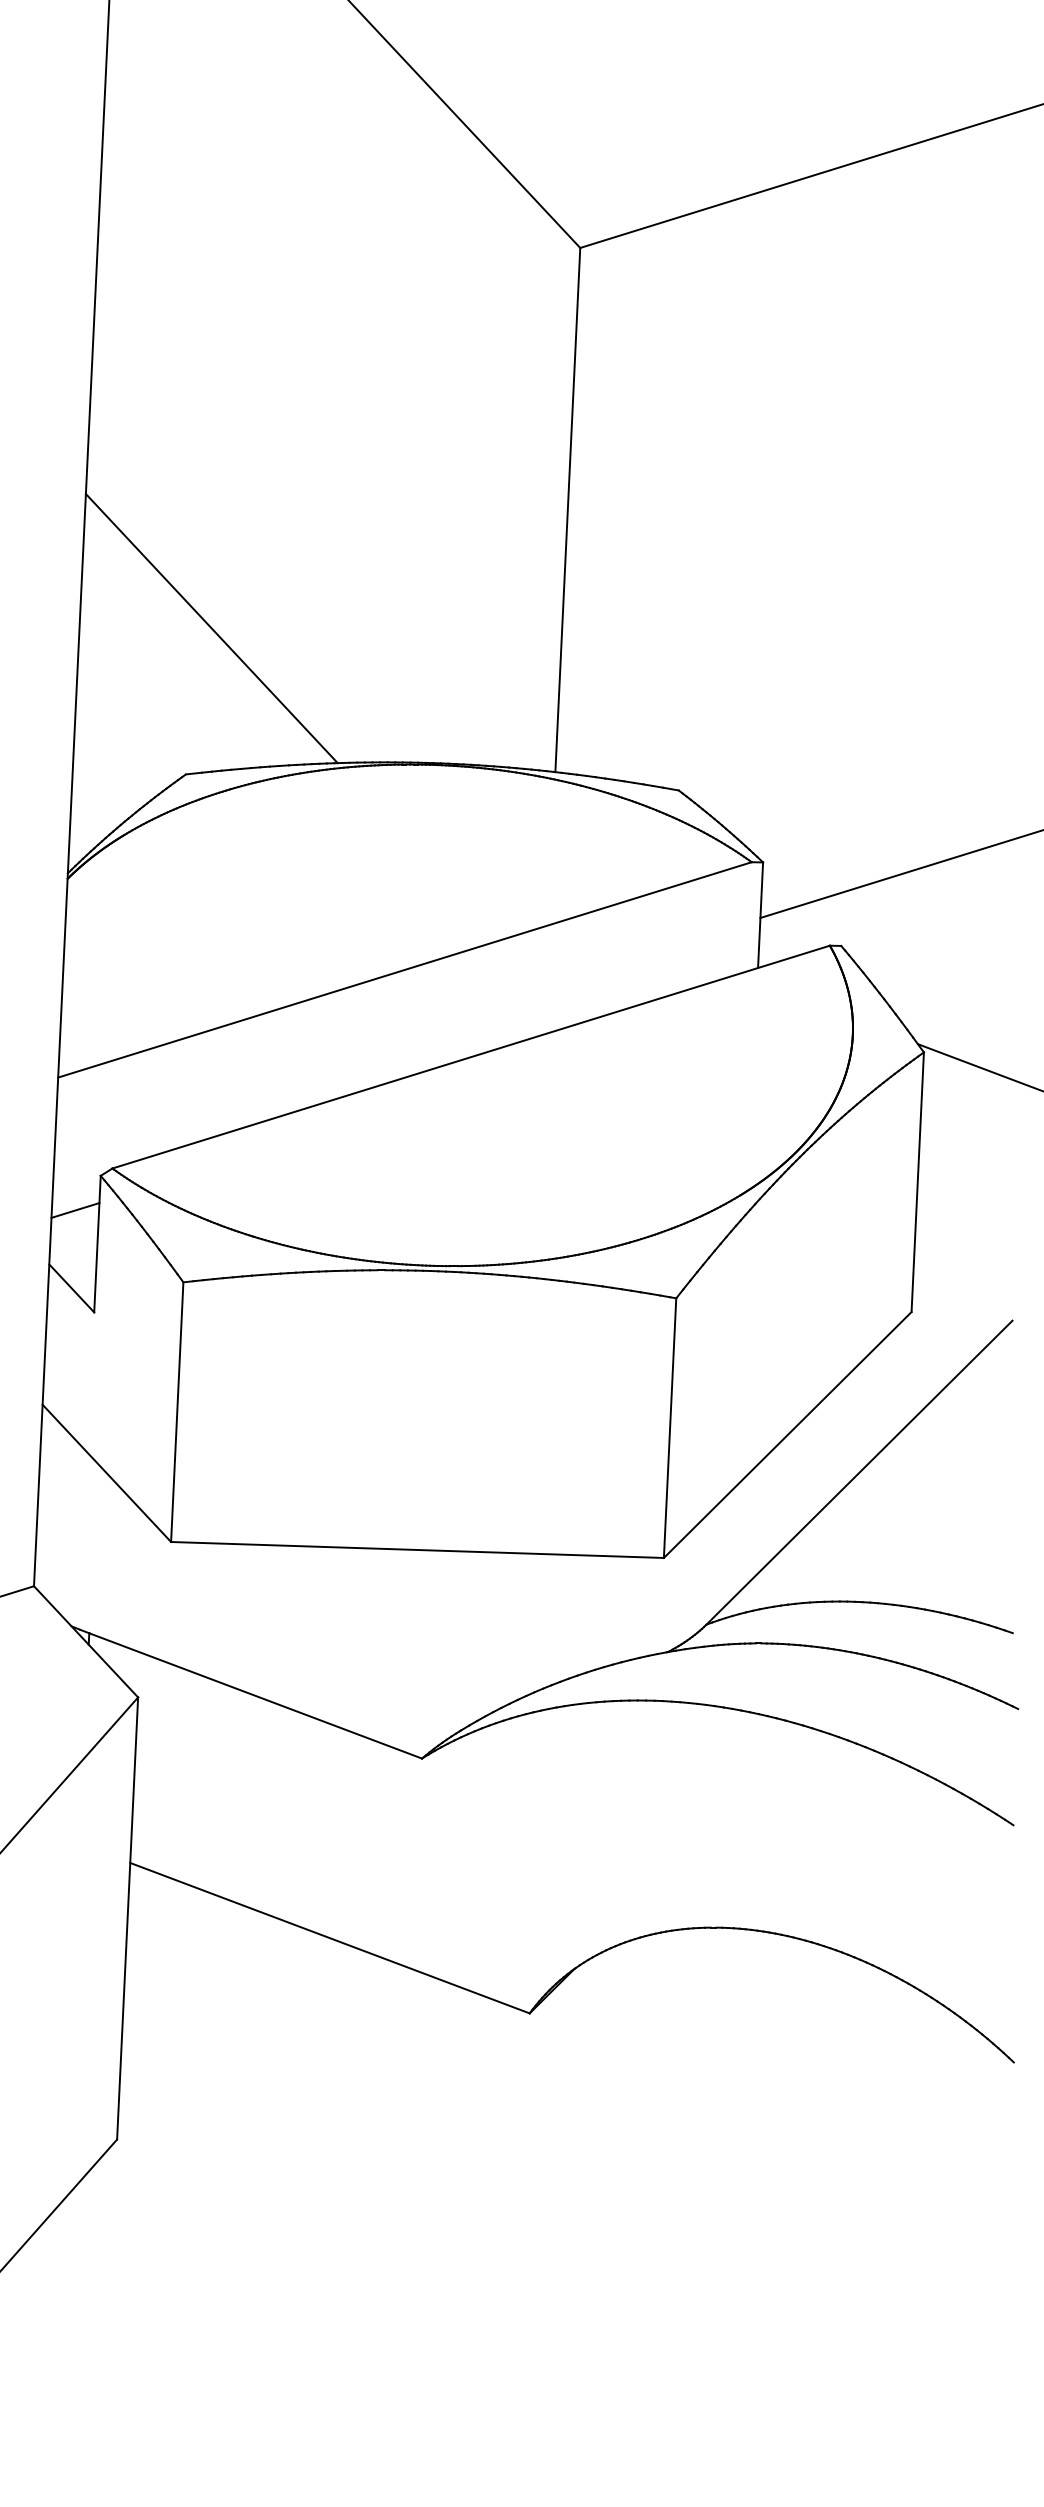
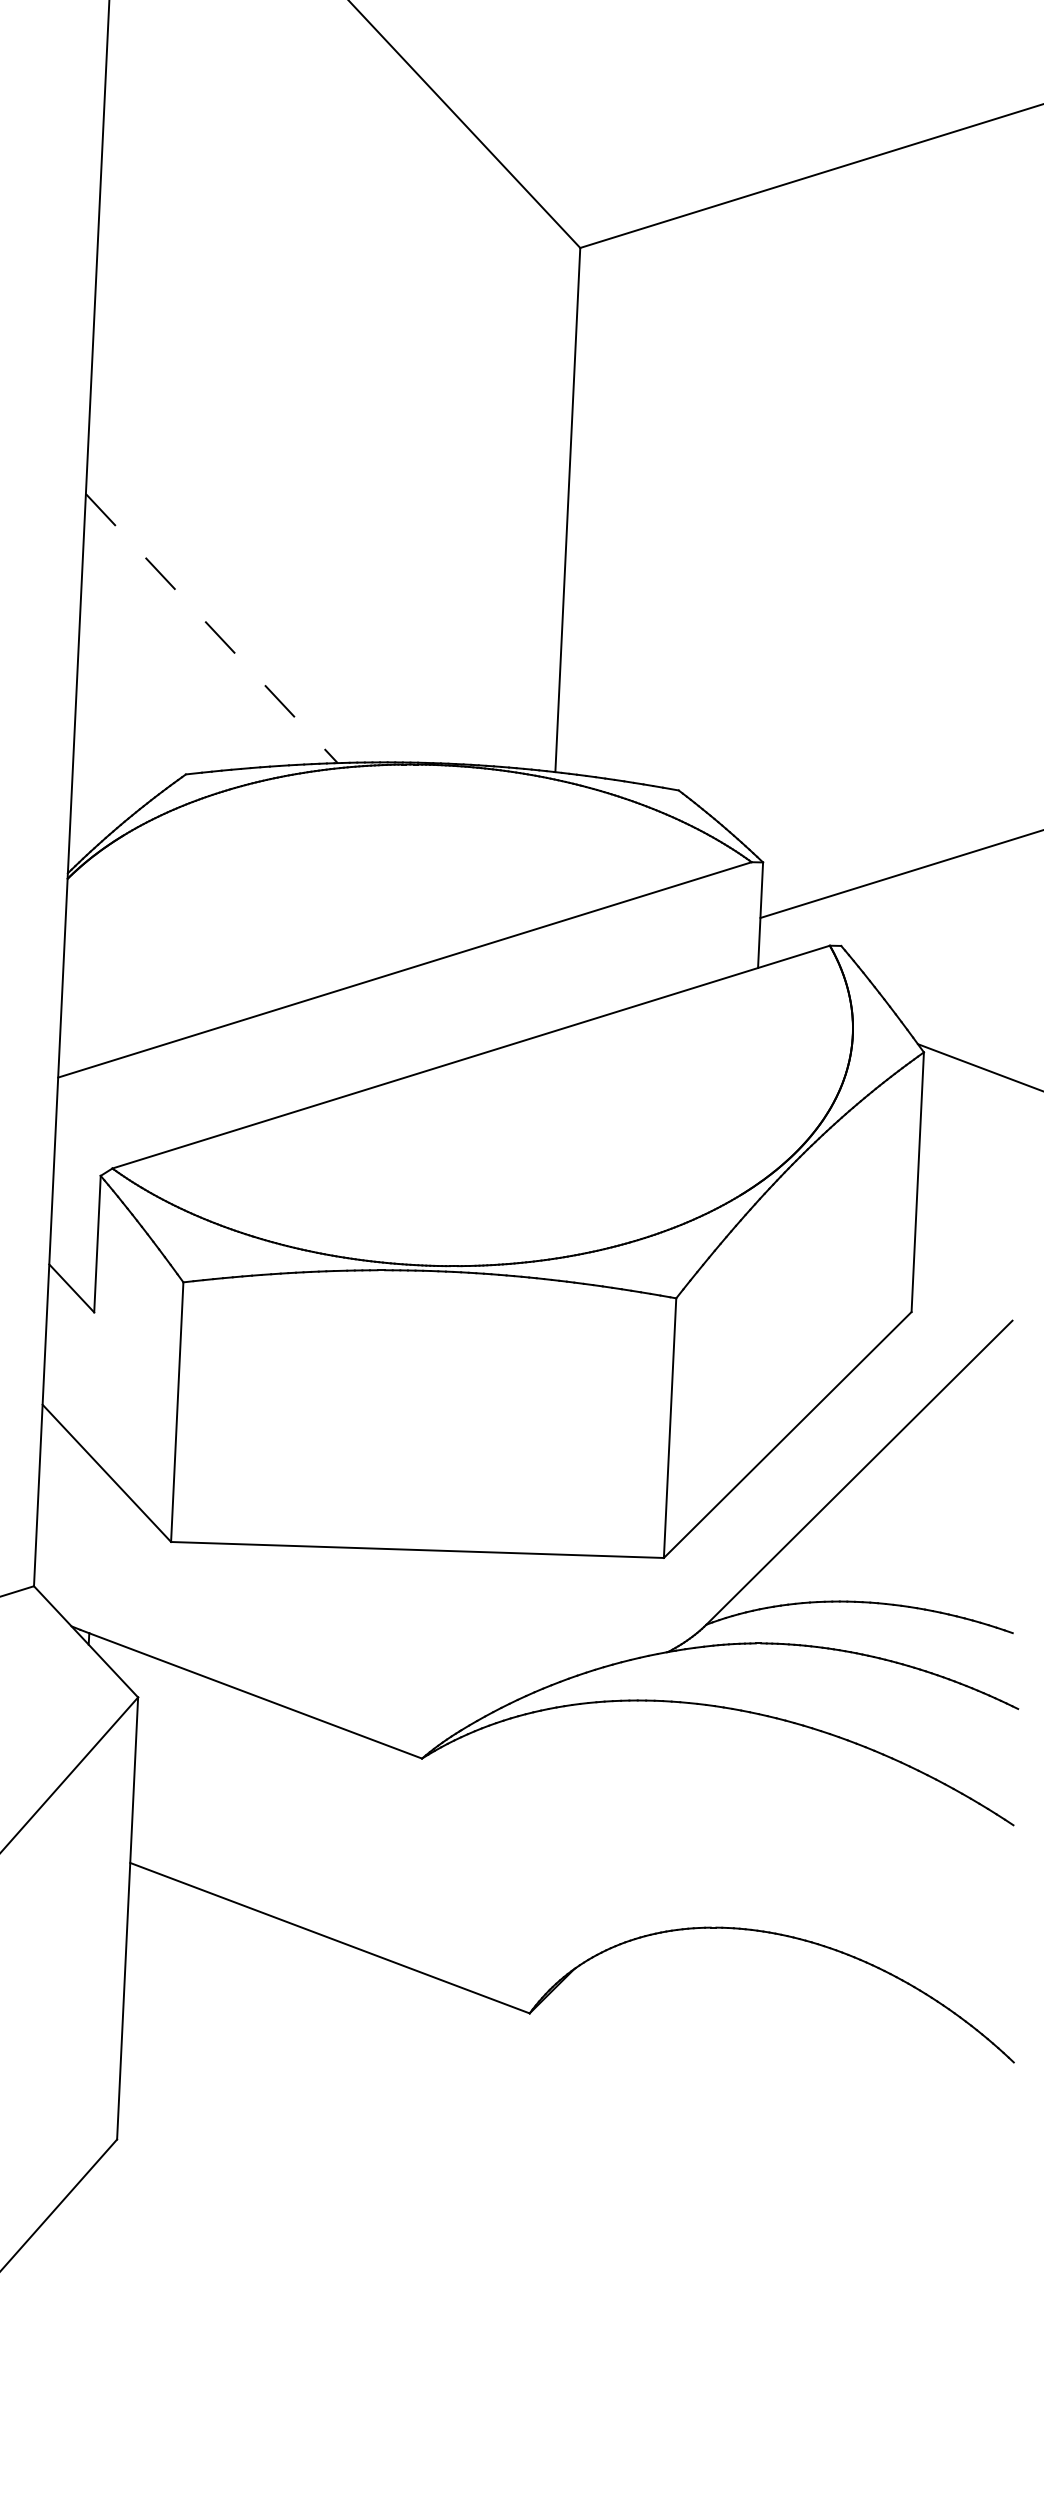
line: solid -> dashed (212, 628)
line: present -> none (75, 1210)
